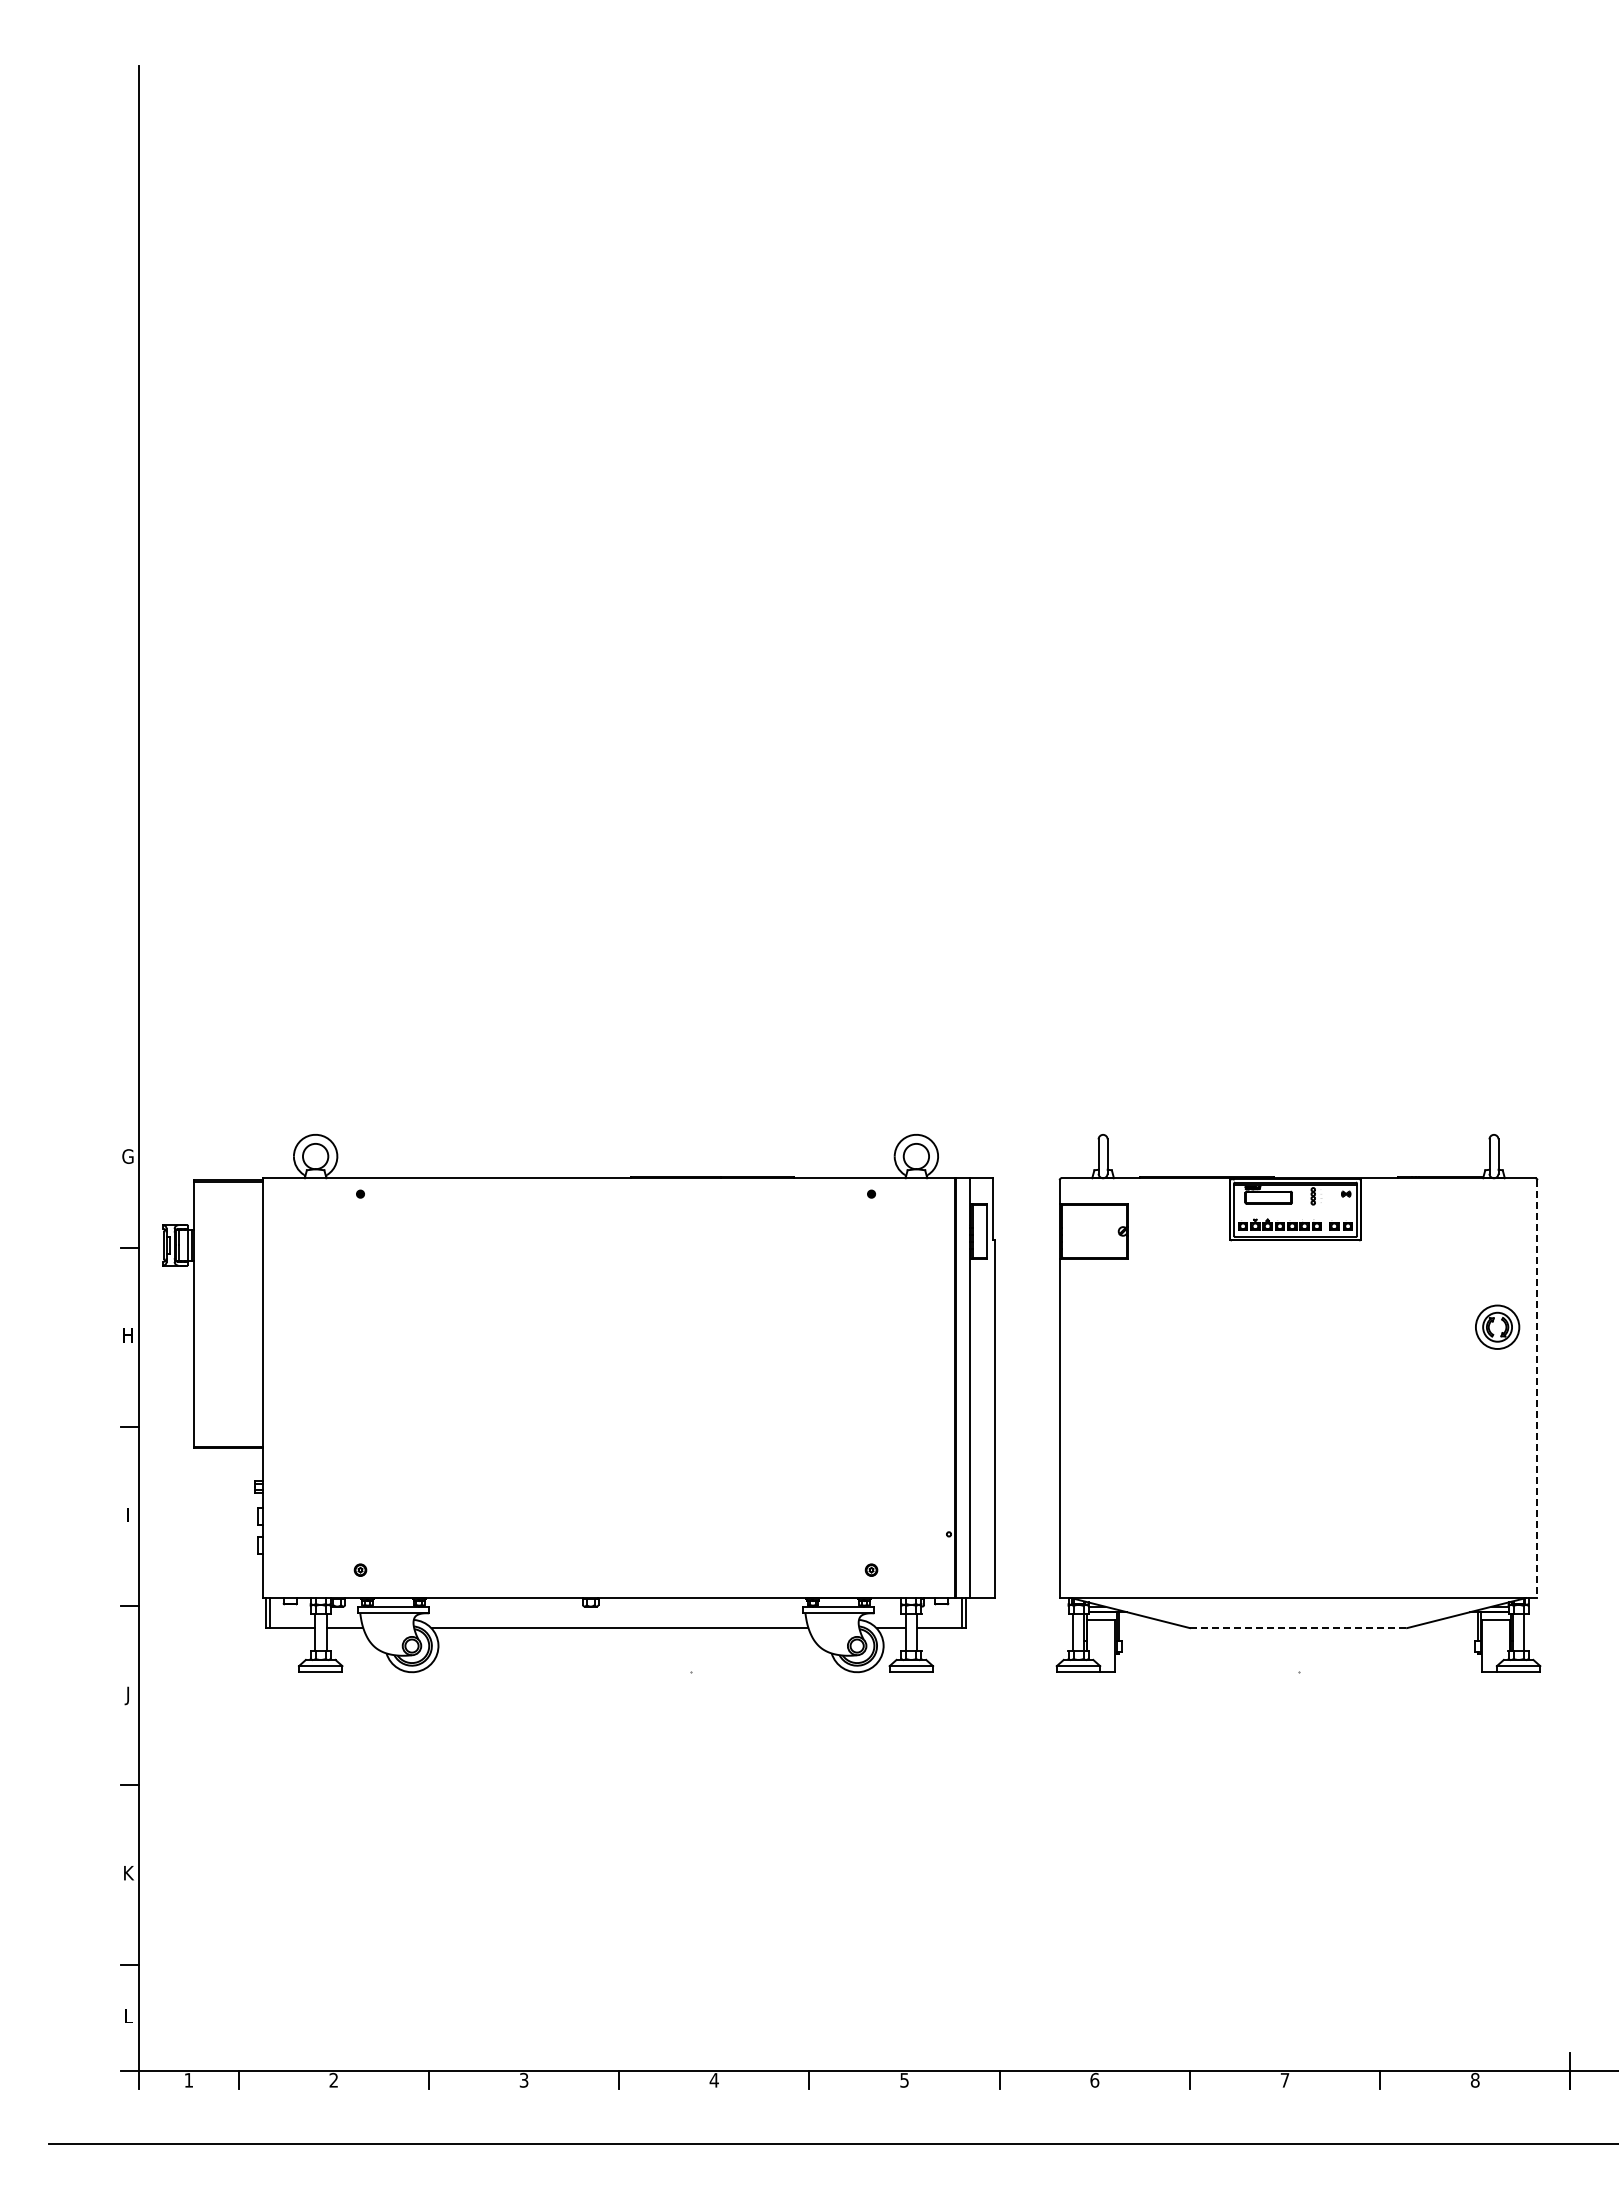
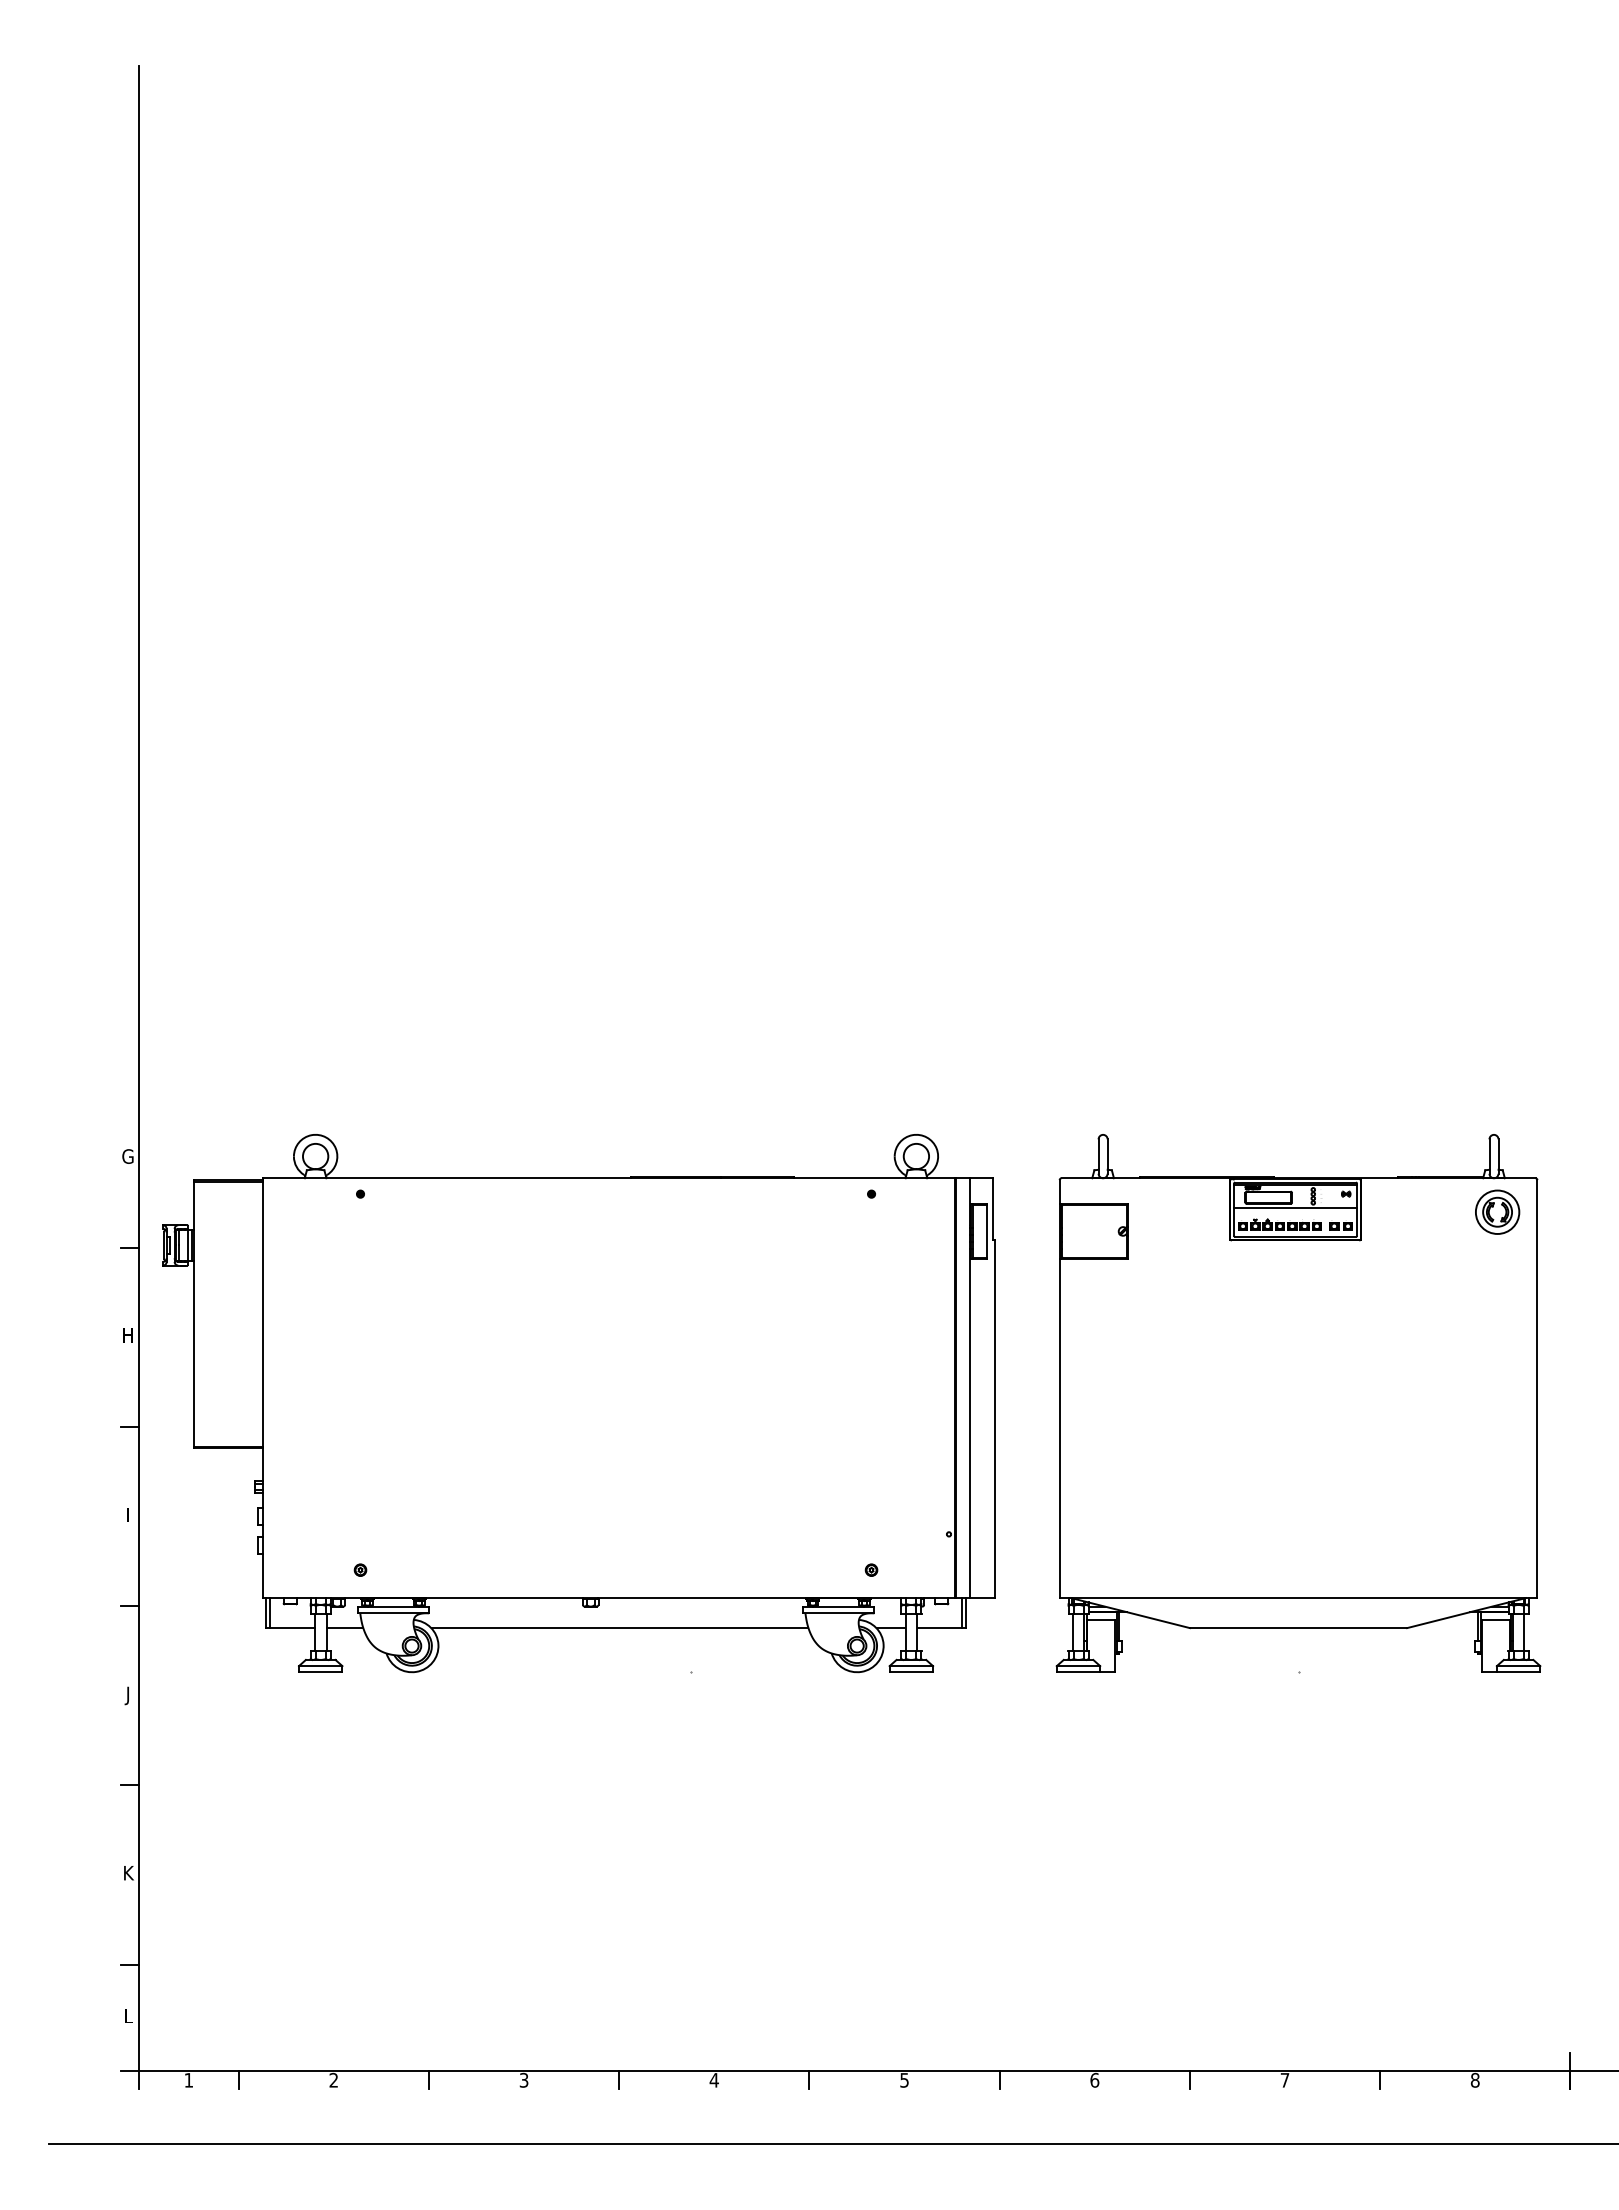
line: none -> present (1295, 1207)
part position: (1497, 1326) -> (1497, 1211) (1497, 1211)
line: dashed -> solid (1537, 1389)
line: dashed -> solid (1298, 1628)
